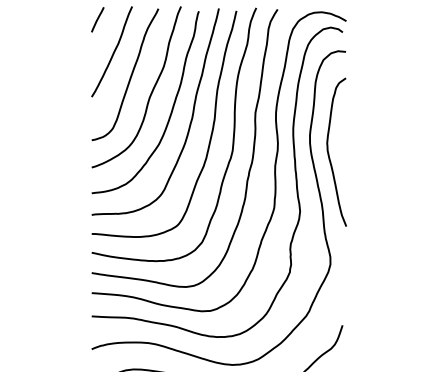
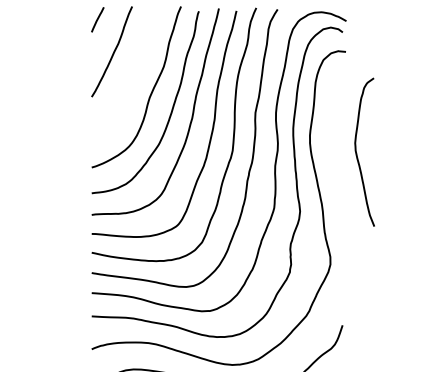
curve: present -> none (129, 77)
curve position: (329, 153) -> (357, 153) (357, 153)
